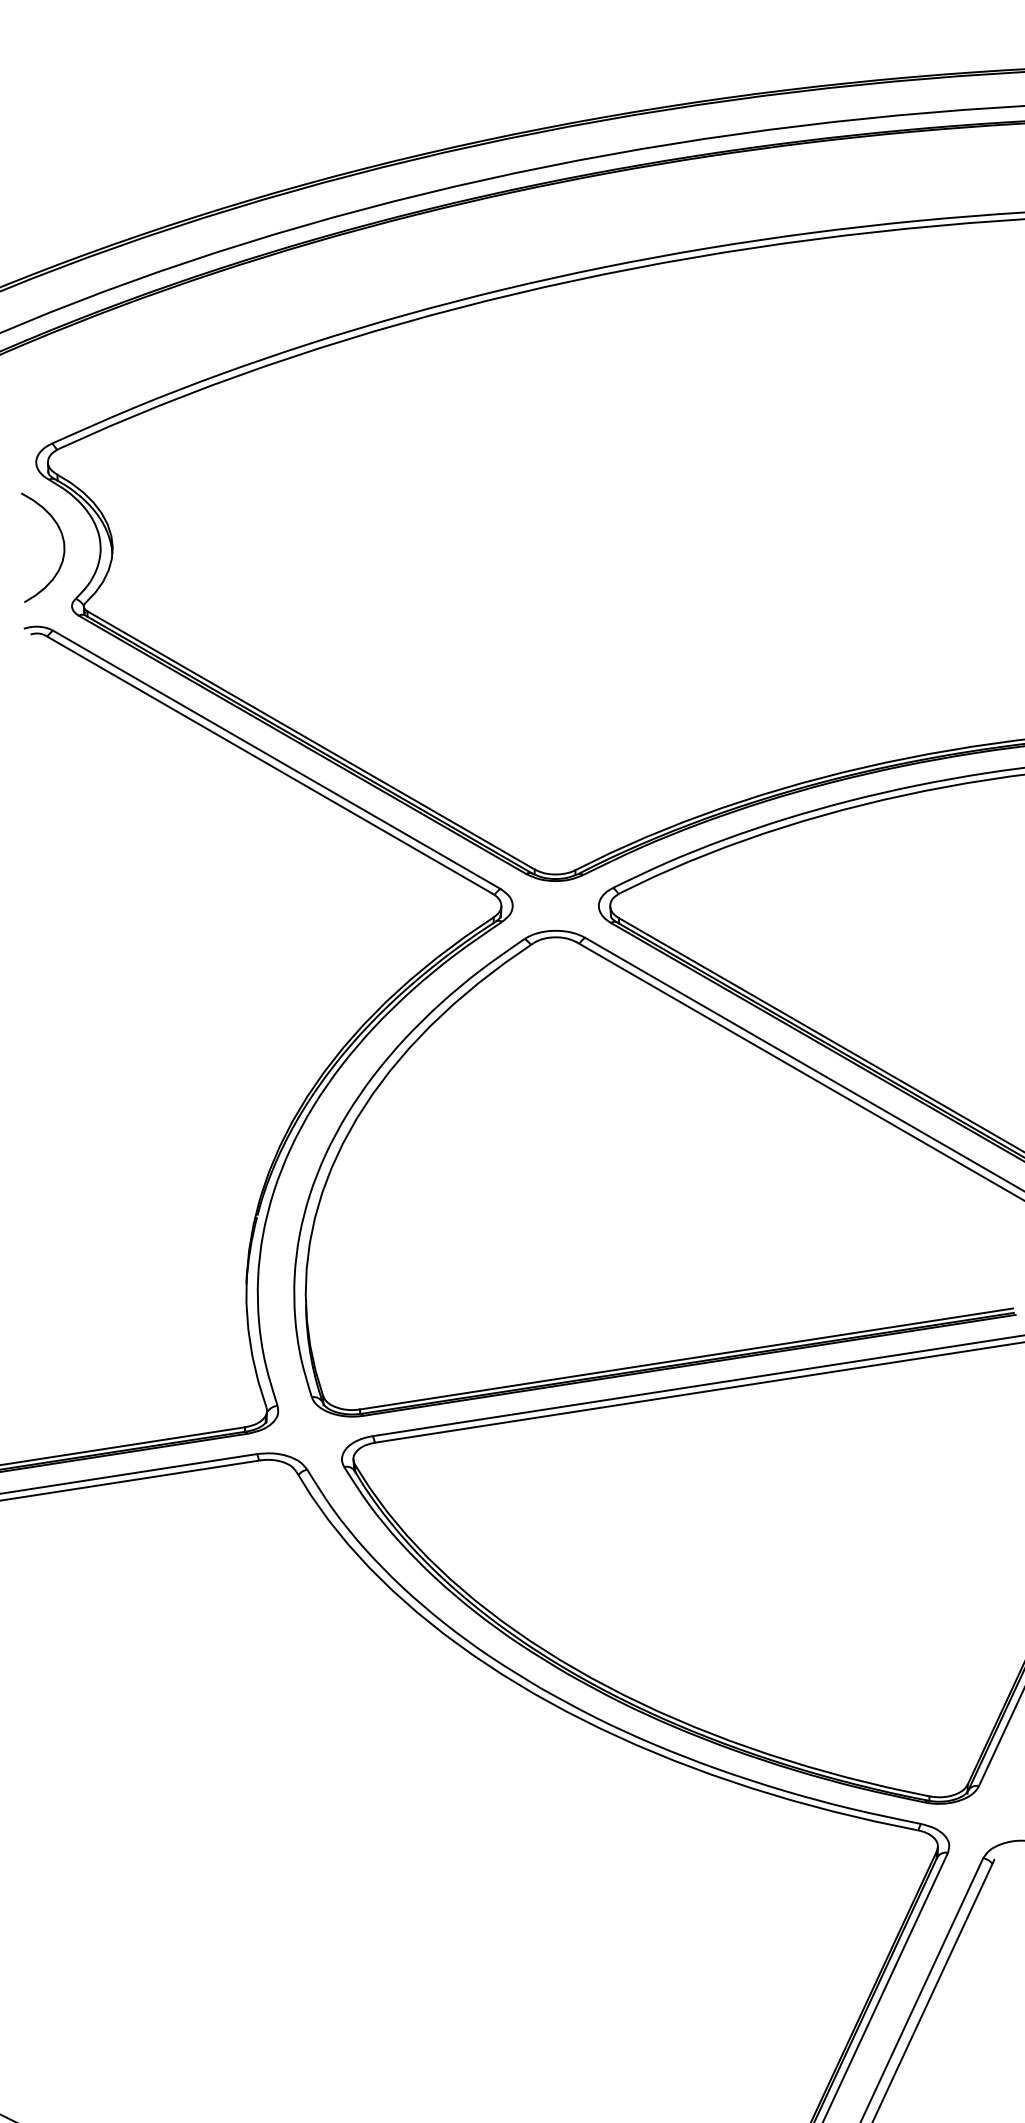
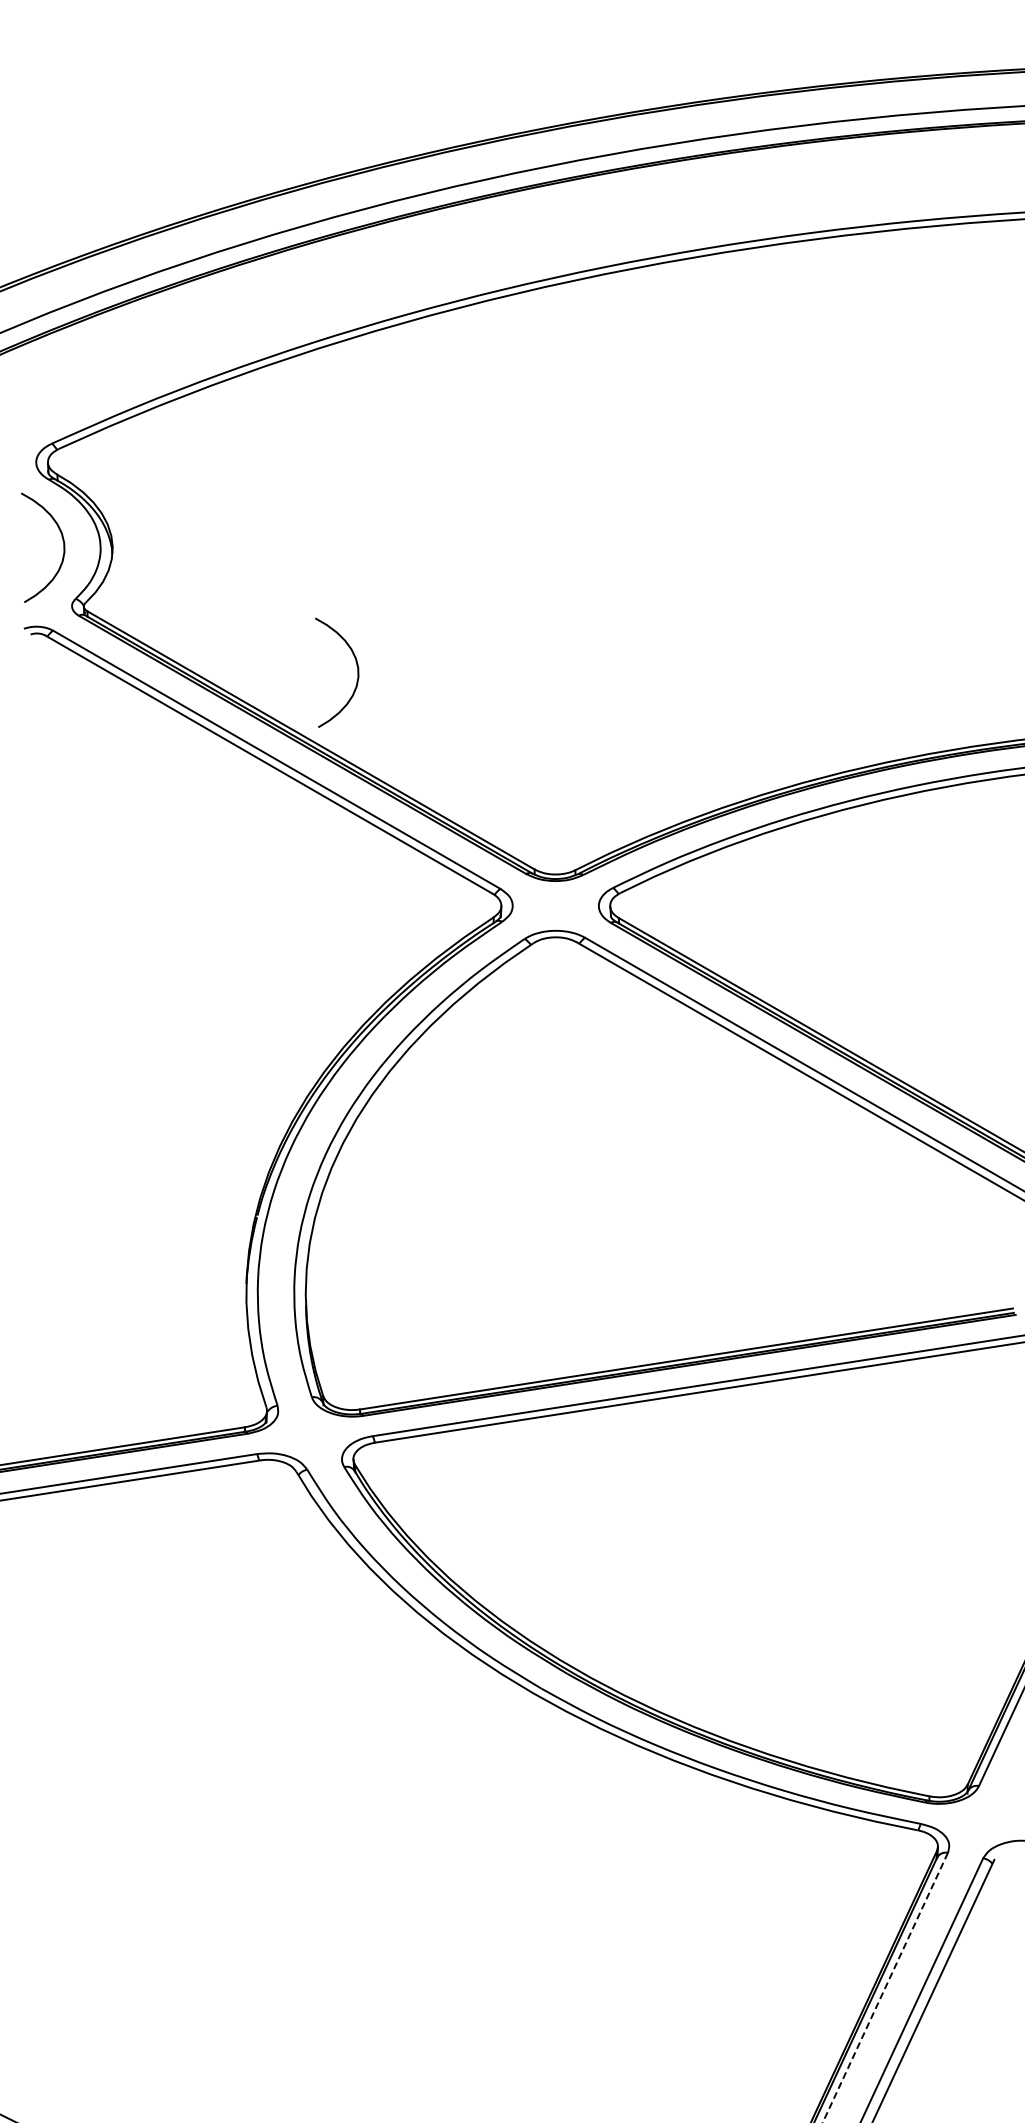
curve: none -> present (357, 672)
line: solid -> dashed (885, 1988)
